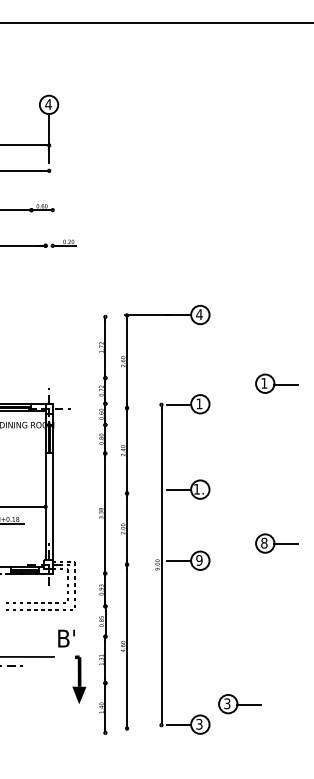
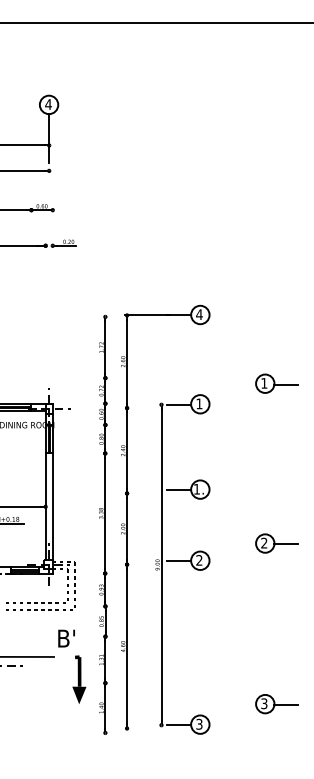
text: 8 -> 2 (264, 543)
text: 9 -> 2 (199, 560)
part position: (239, 704) -> (276, 704) (276, 704)
